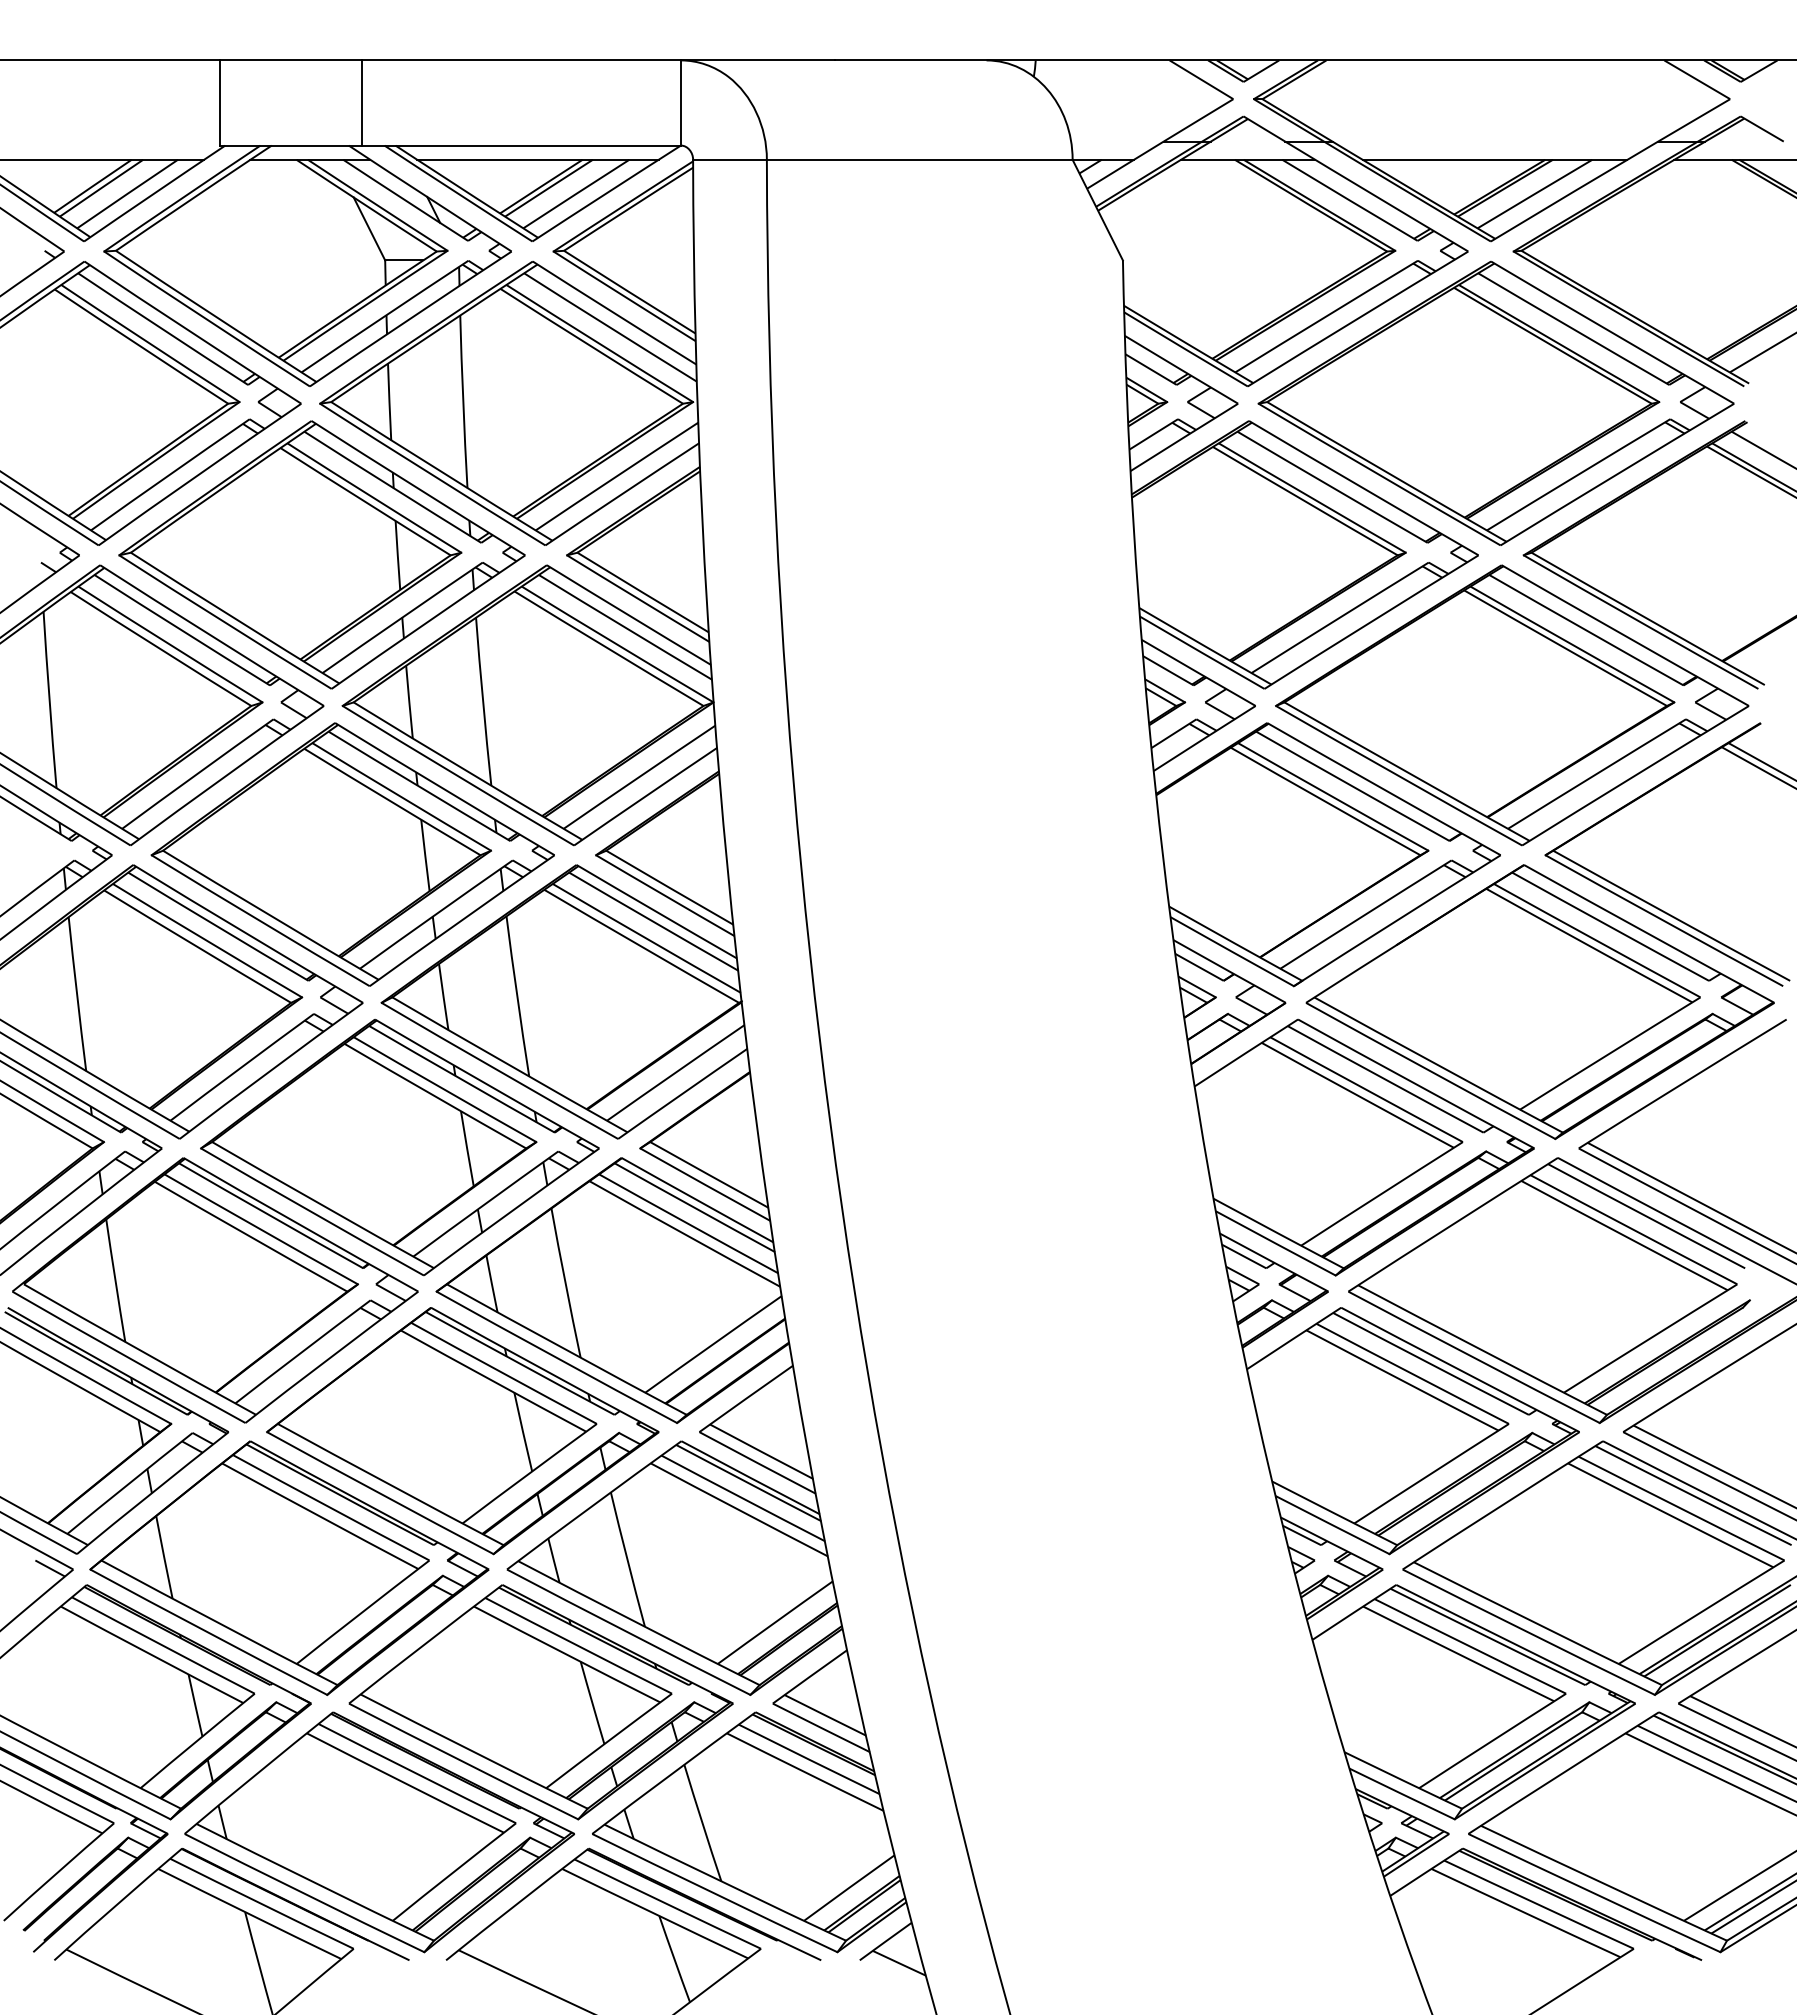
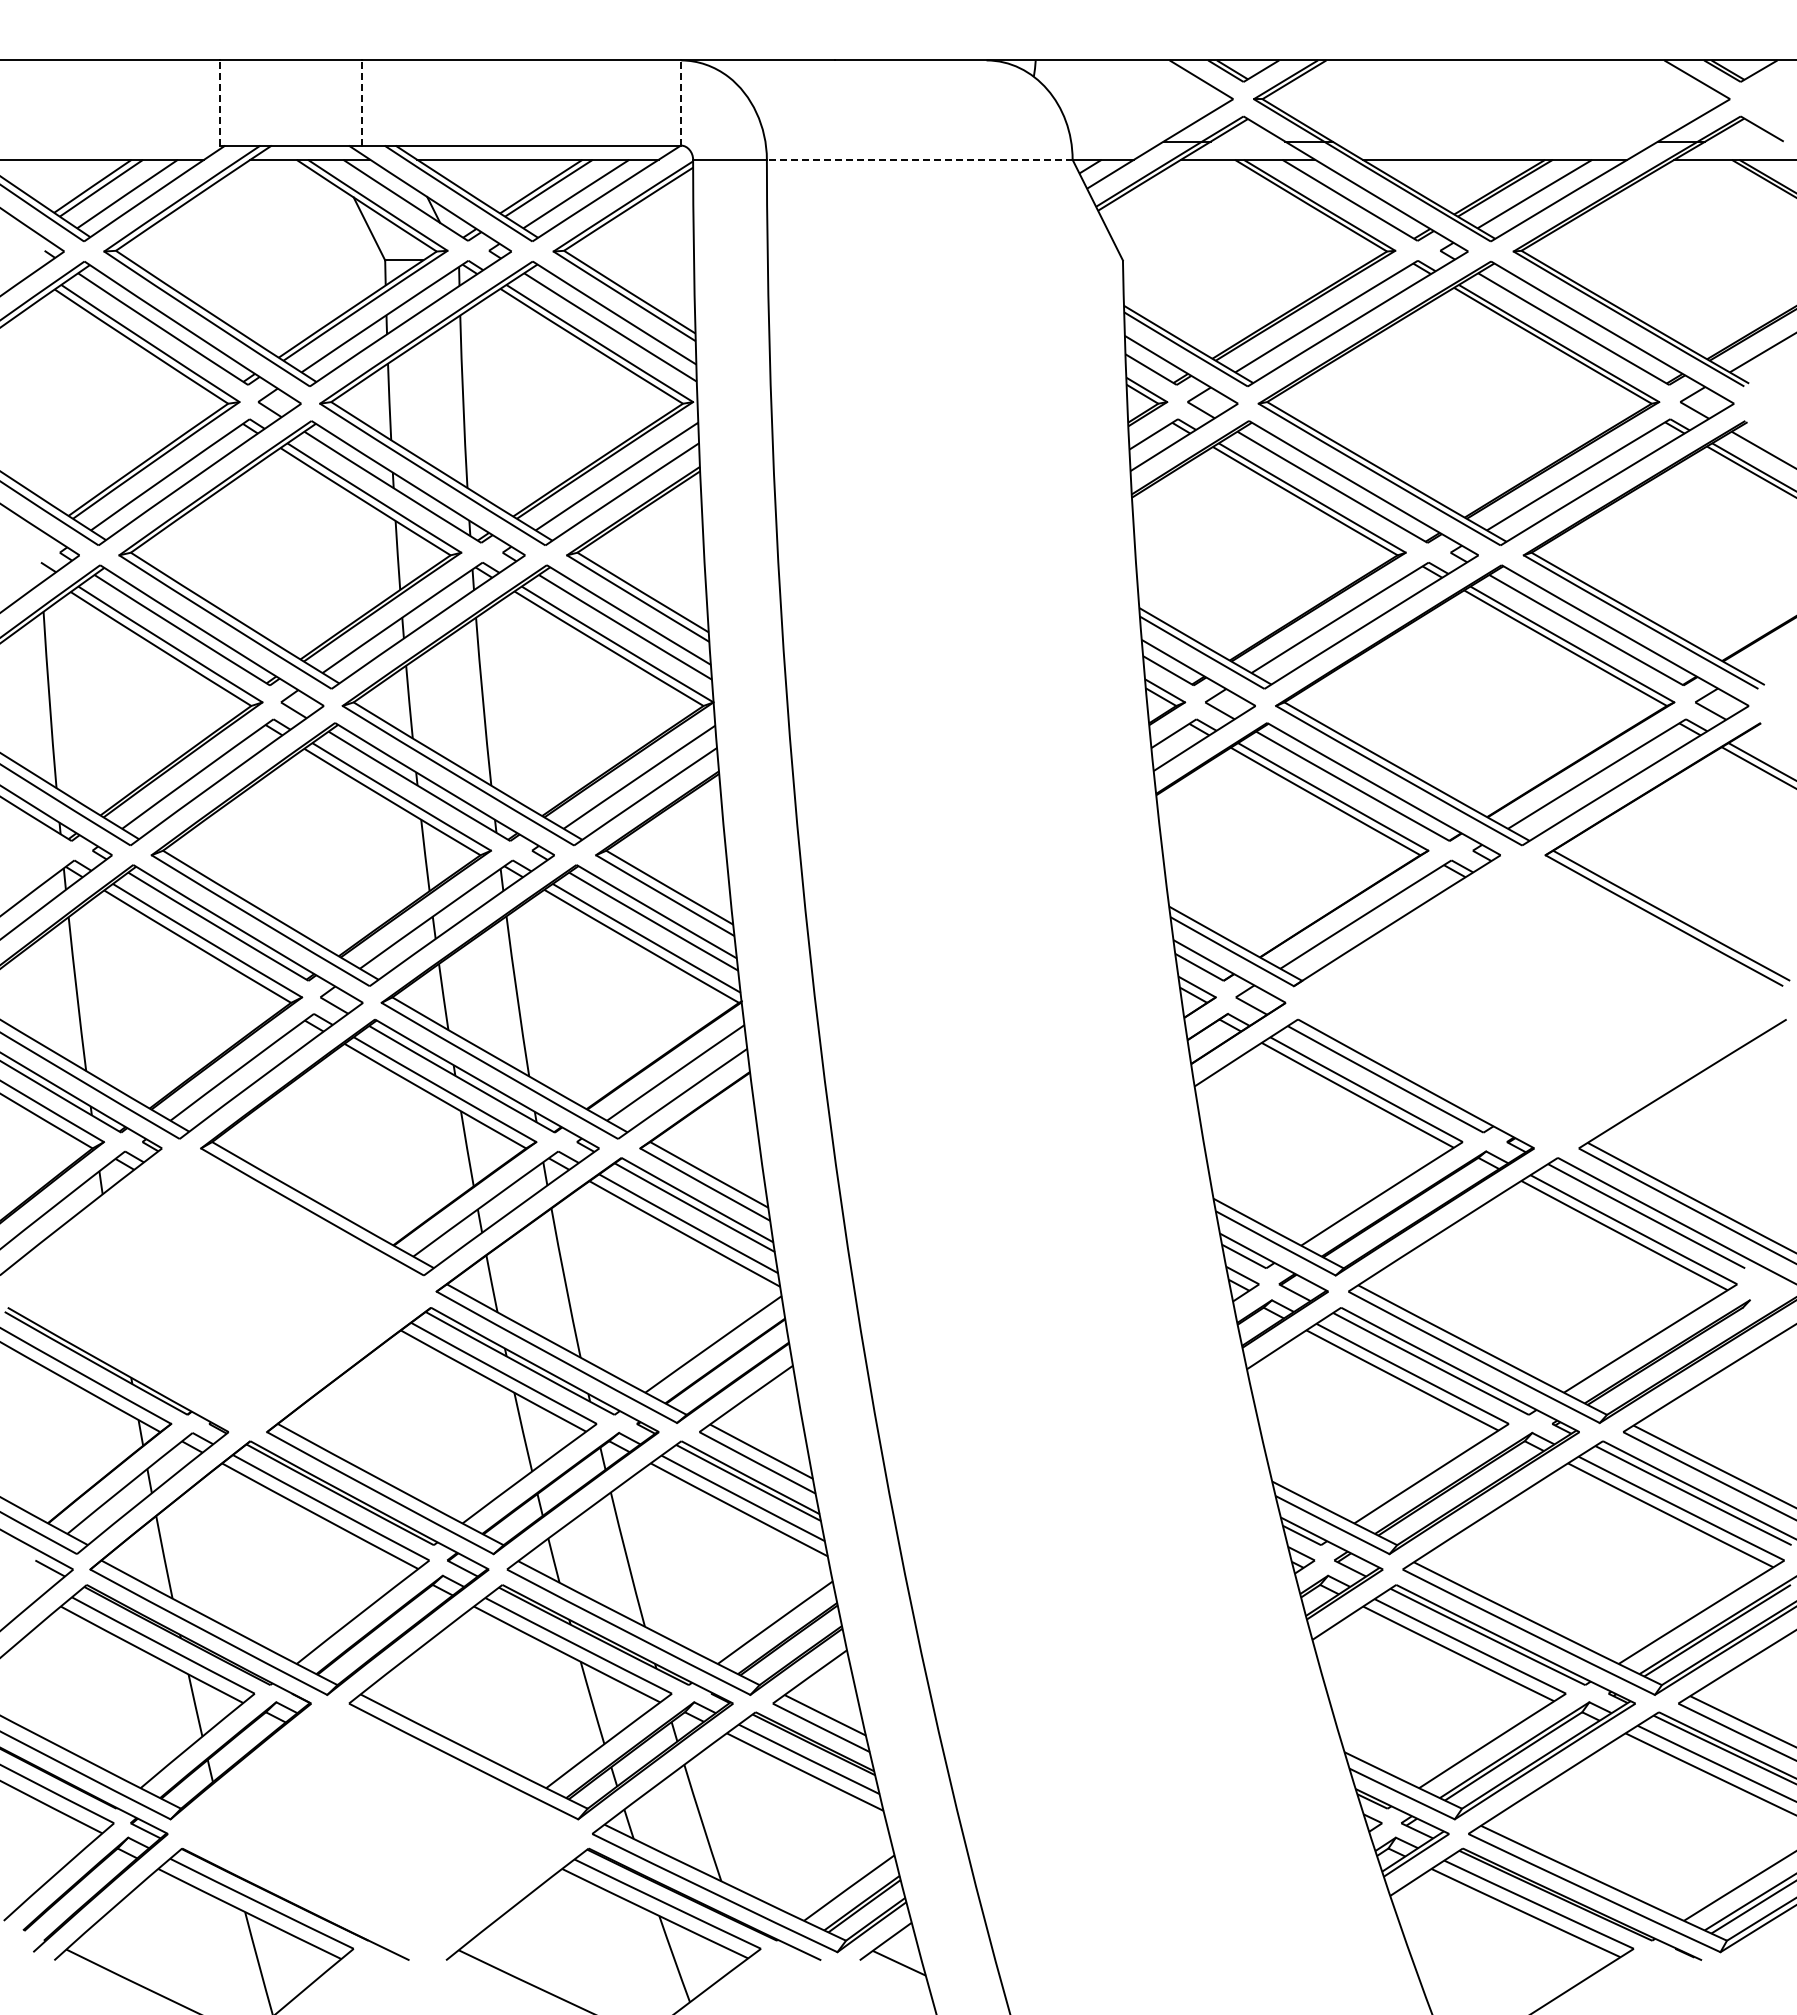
line: solid -> dashed (219, 103)
line: solid -> dashed (361, 103)
line: solid -> dashed (681, 103)
line: solid -> dashed (919, 159)
part: present -> none (1539, 1001)
part: present -> none (215, 1290)
part: present -> none (379, 1832)
